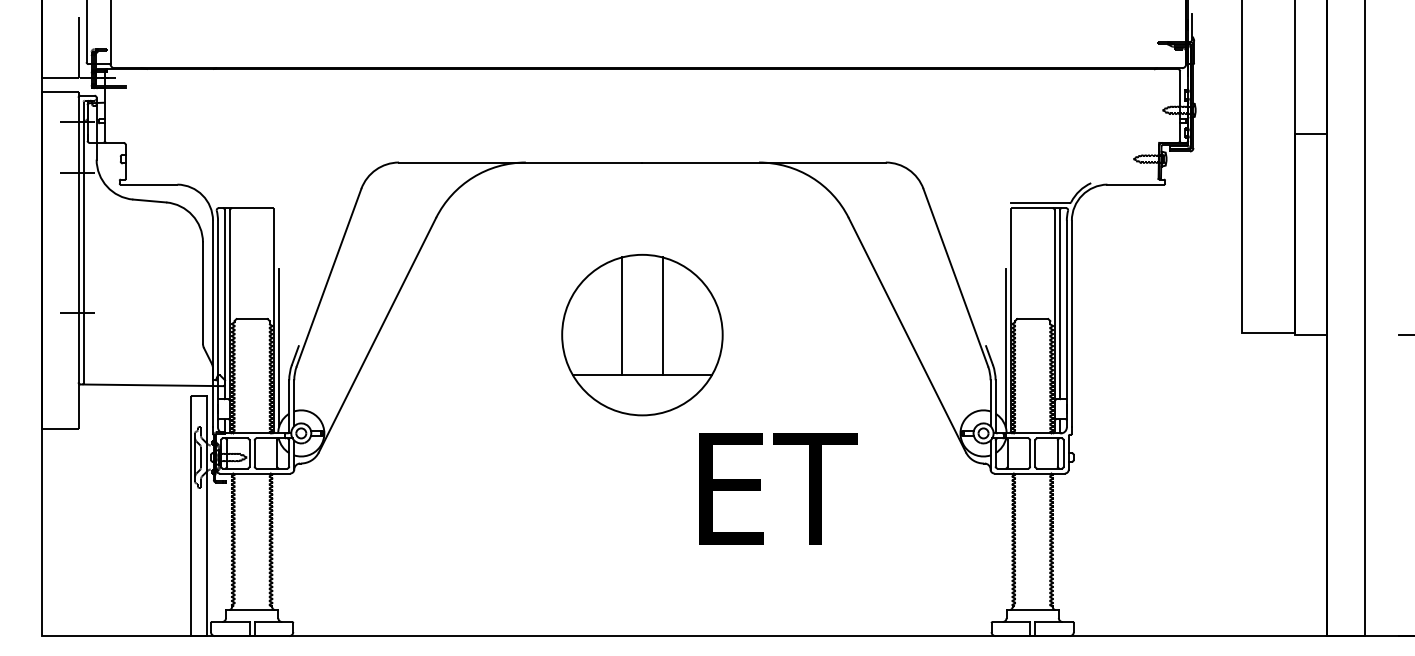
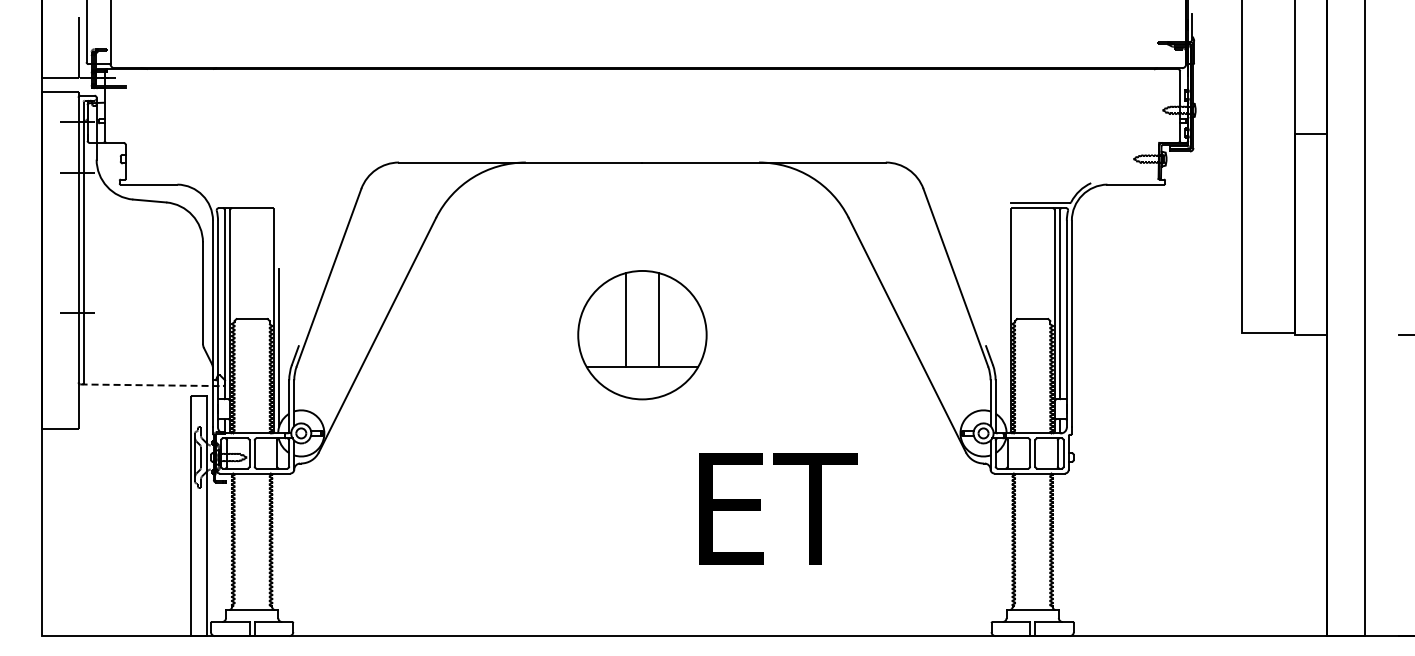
part size: 163x163 px -> 131x131 px (642, 335)
line: present -> none (1005, 347)
line: solid -> dashed (152, 385)
text position: (778, 488) -> (778, 508) (778, 508)
